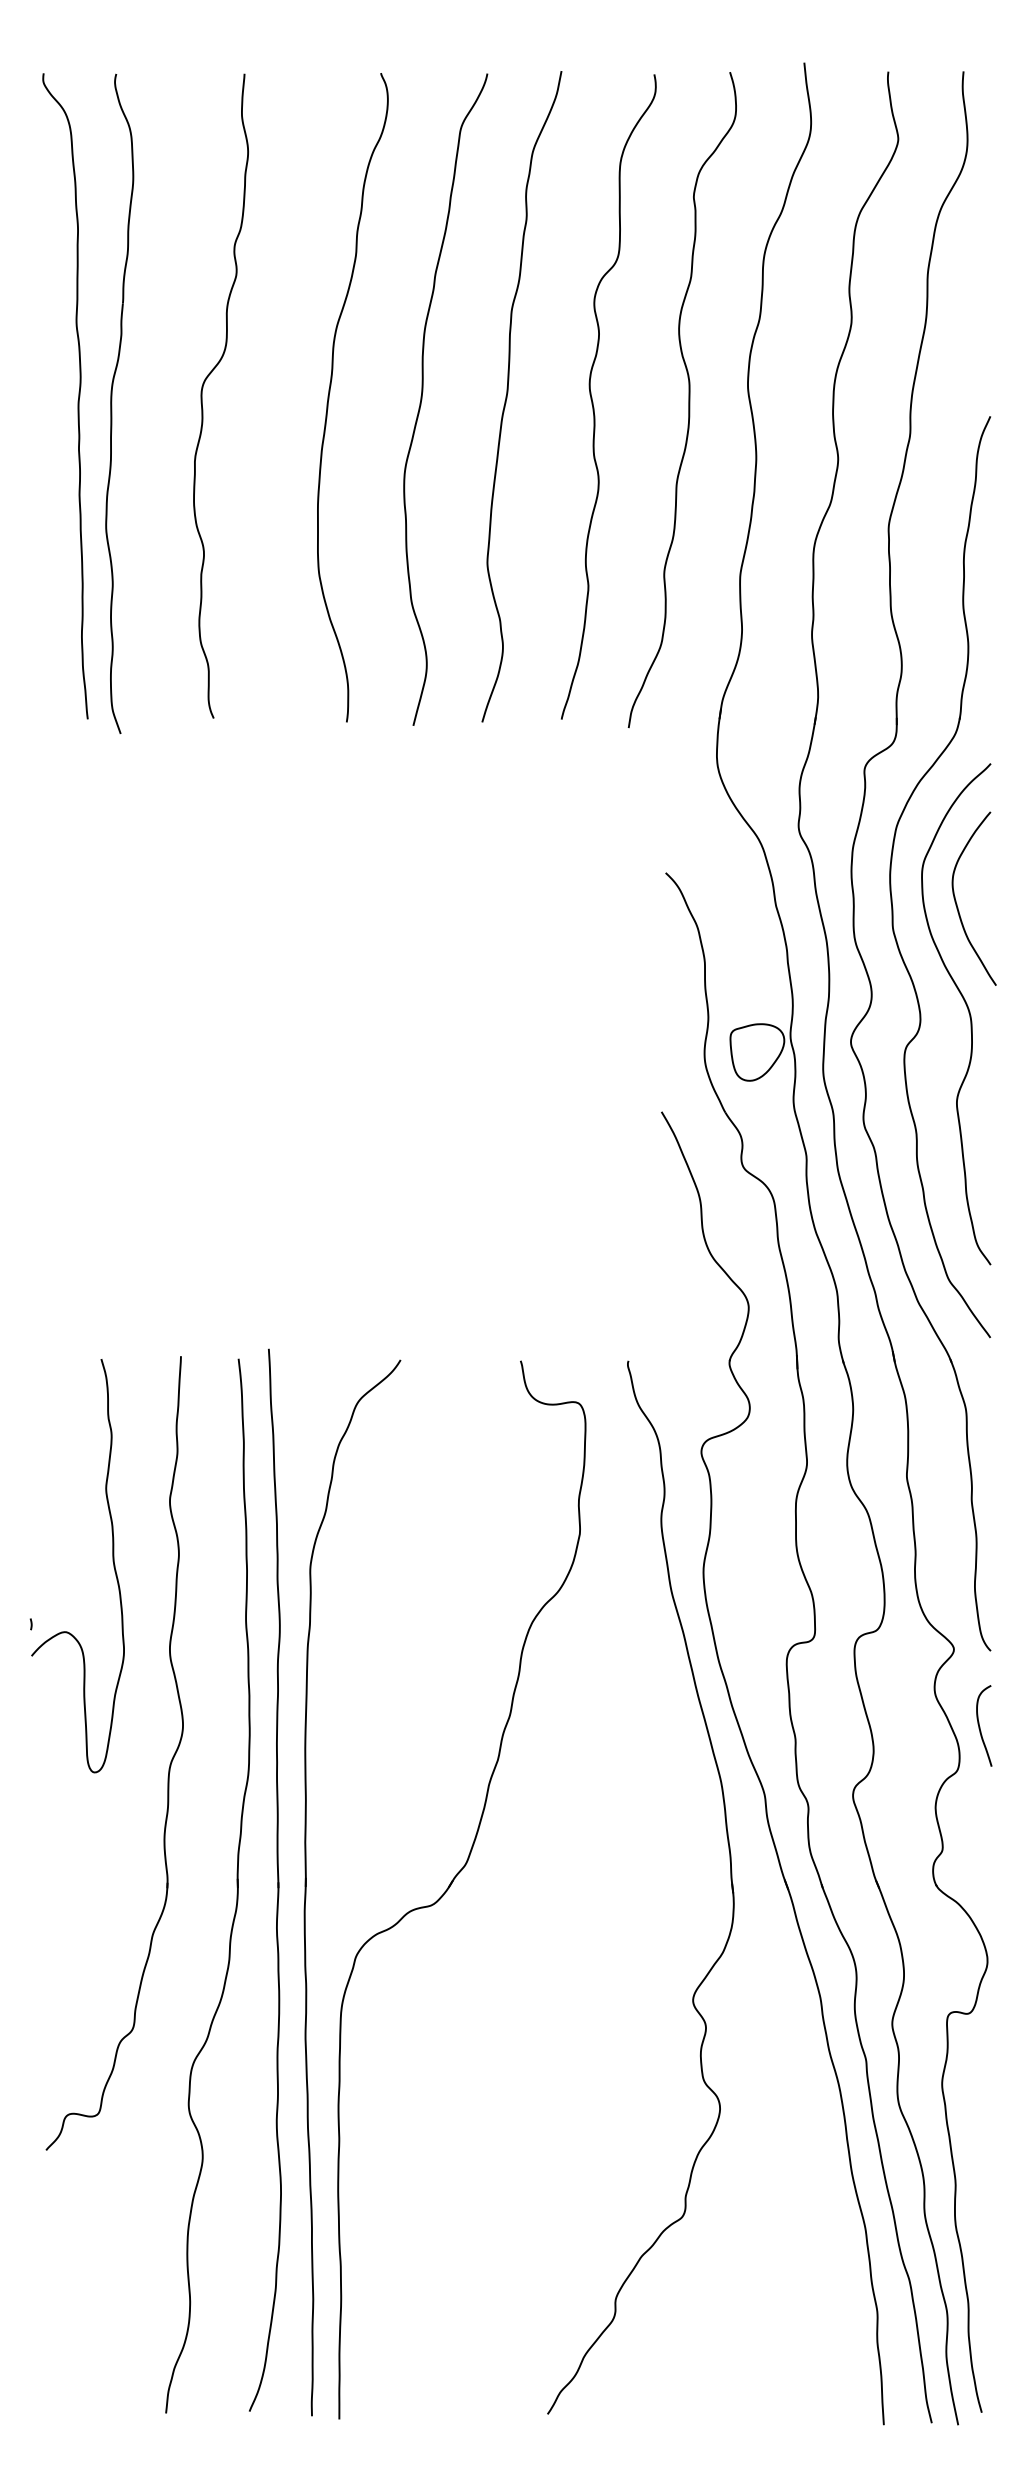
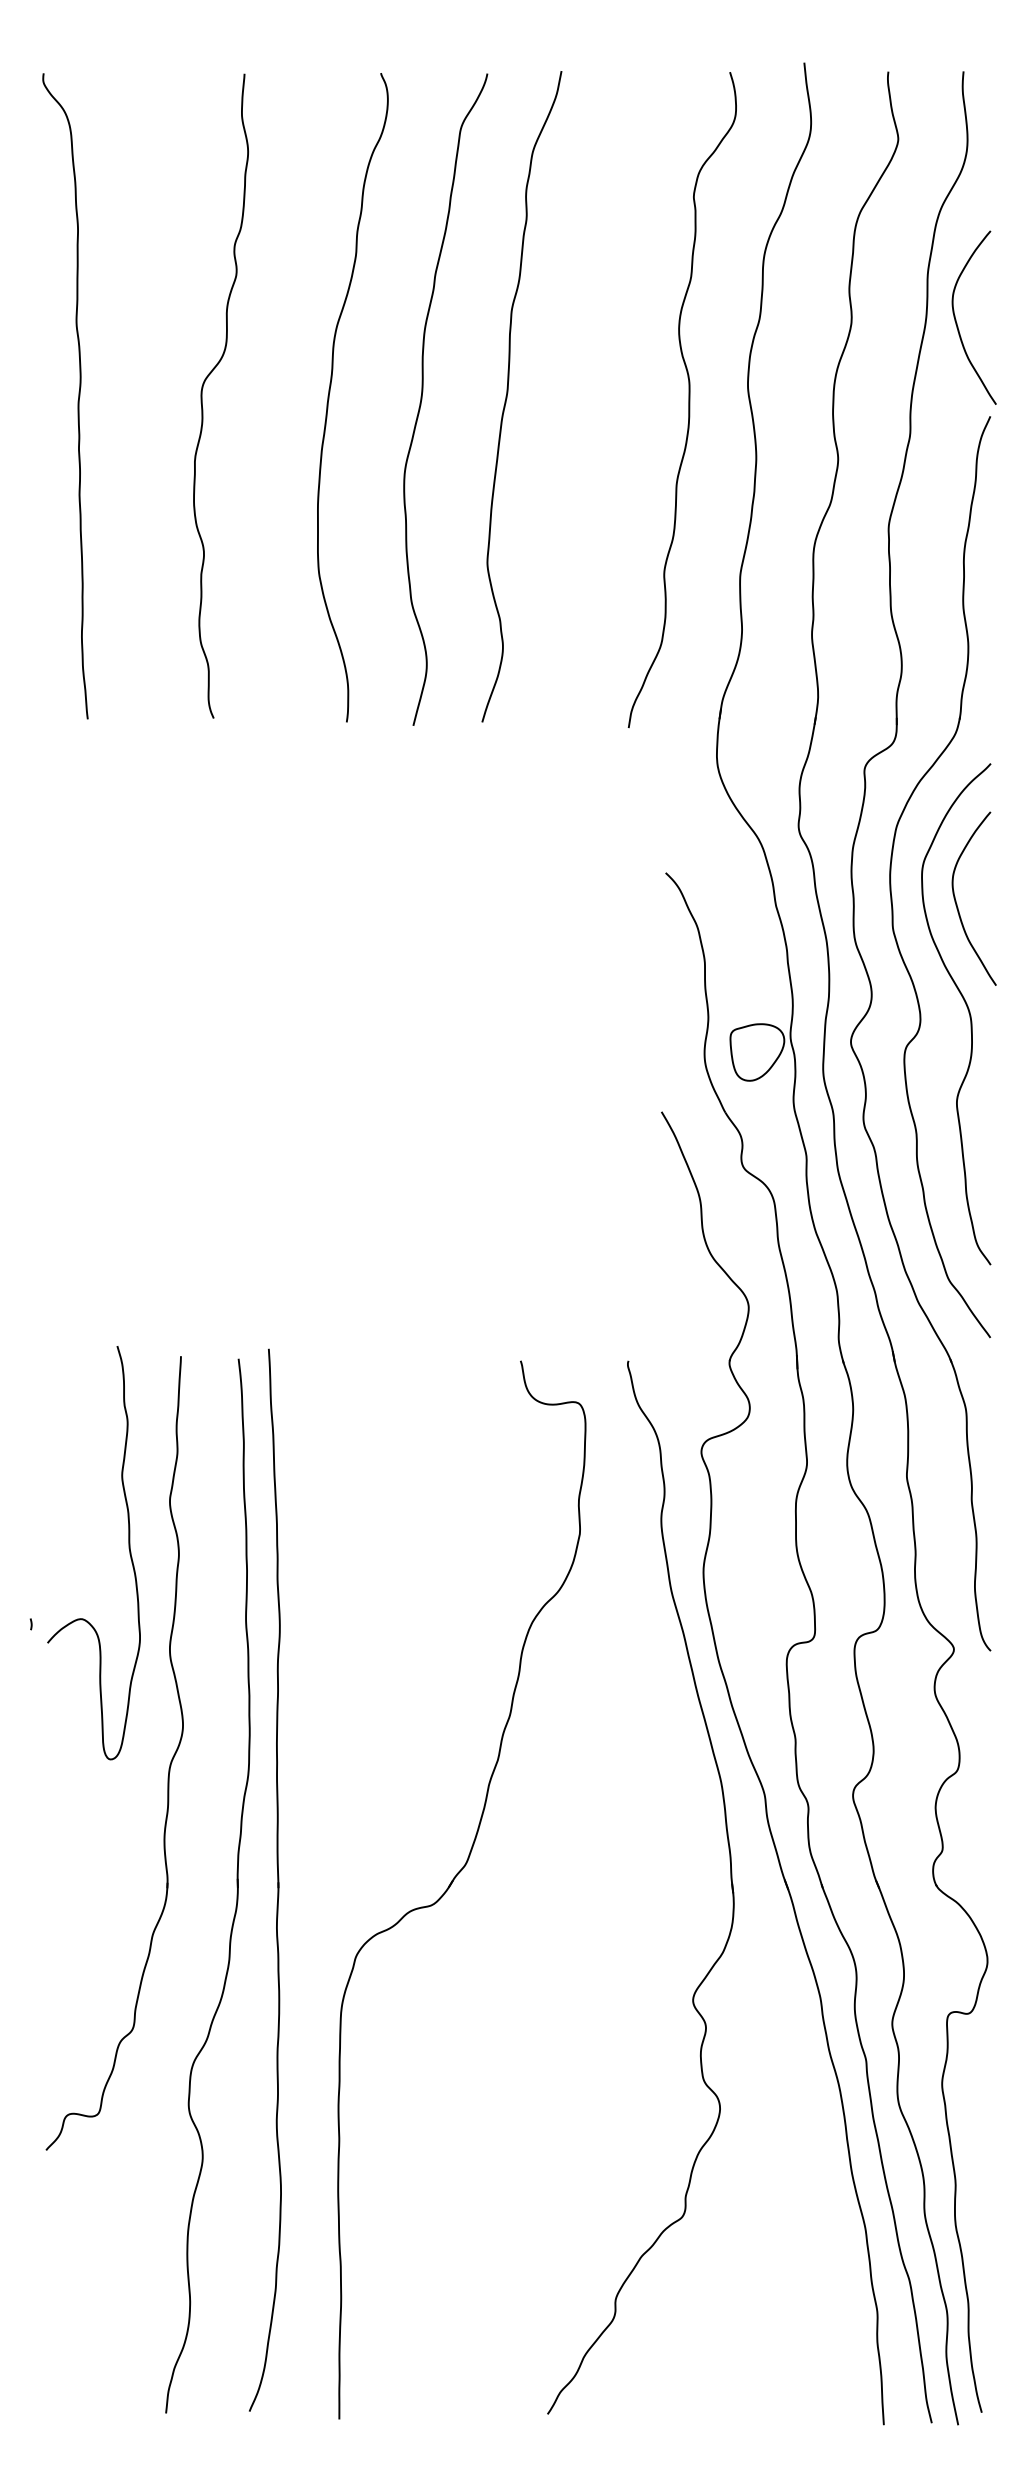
curve: none -> present (957, 323)
curve: present -> none (593, 401)
part: present -> none (112, 403)
curve position: (112, 1561) -> (128, 1548) (128, 1548)
curve: present -> none (980, 1726)
part: present -> none (306, 1887)
